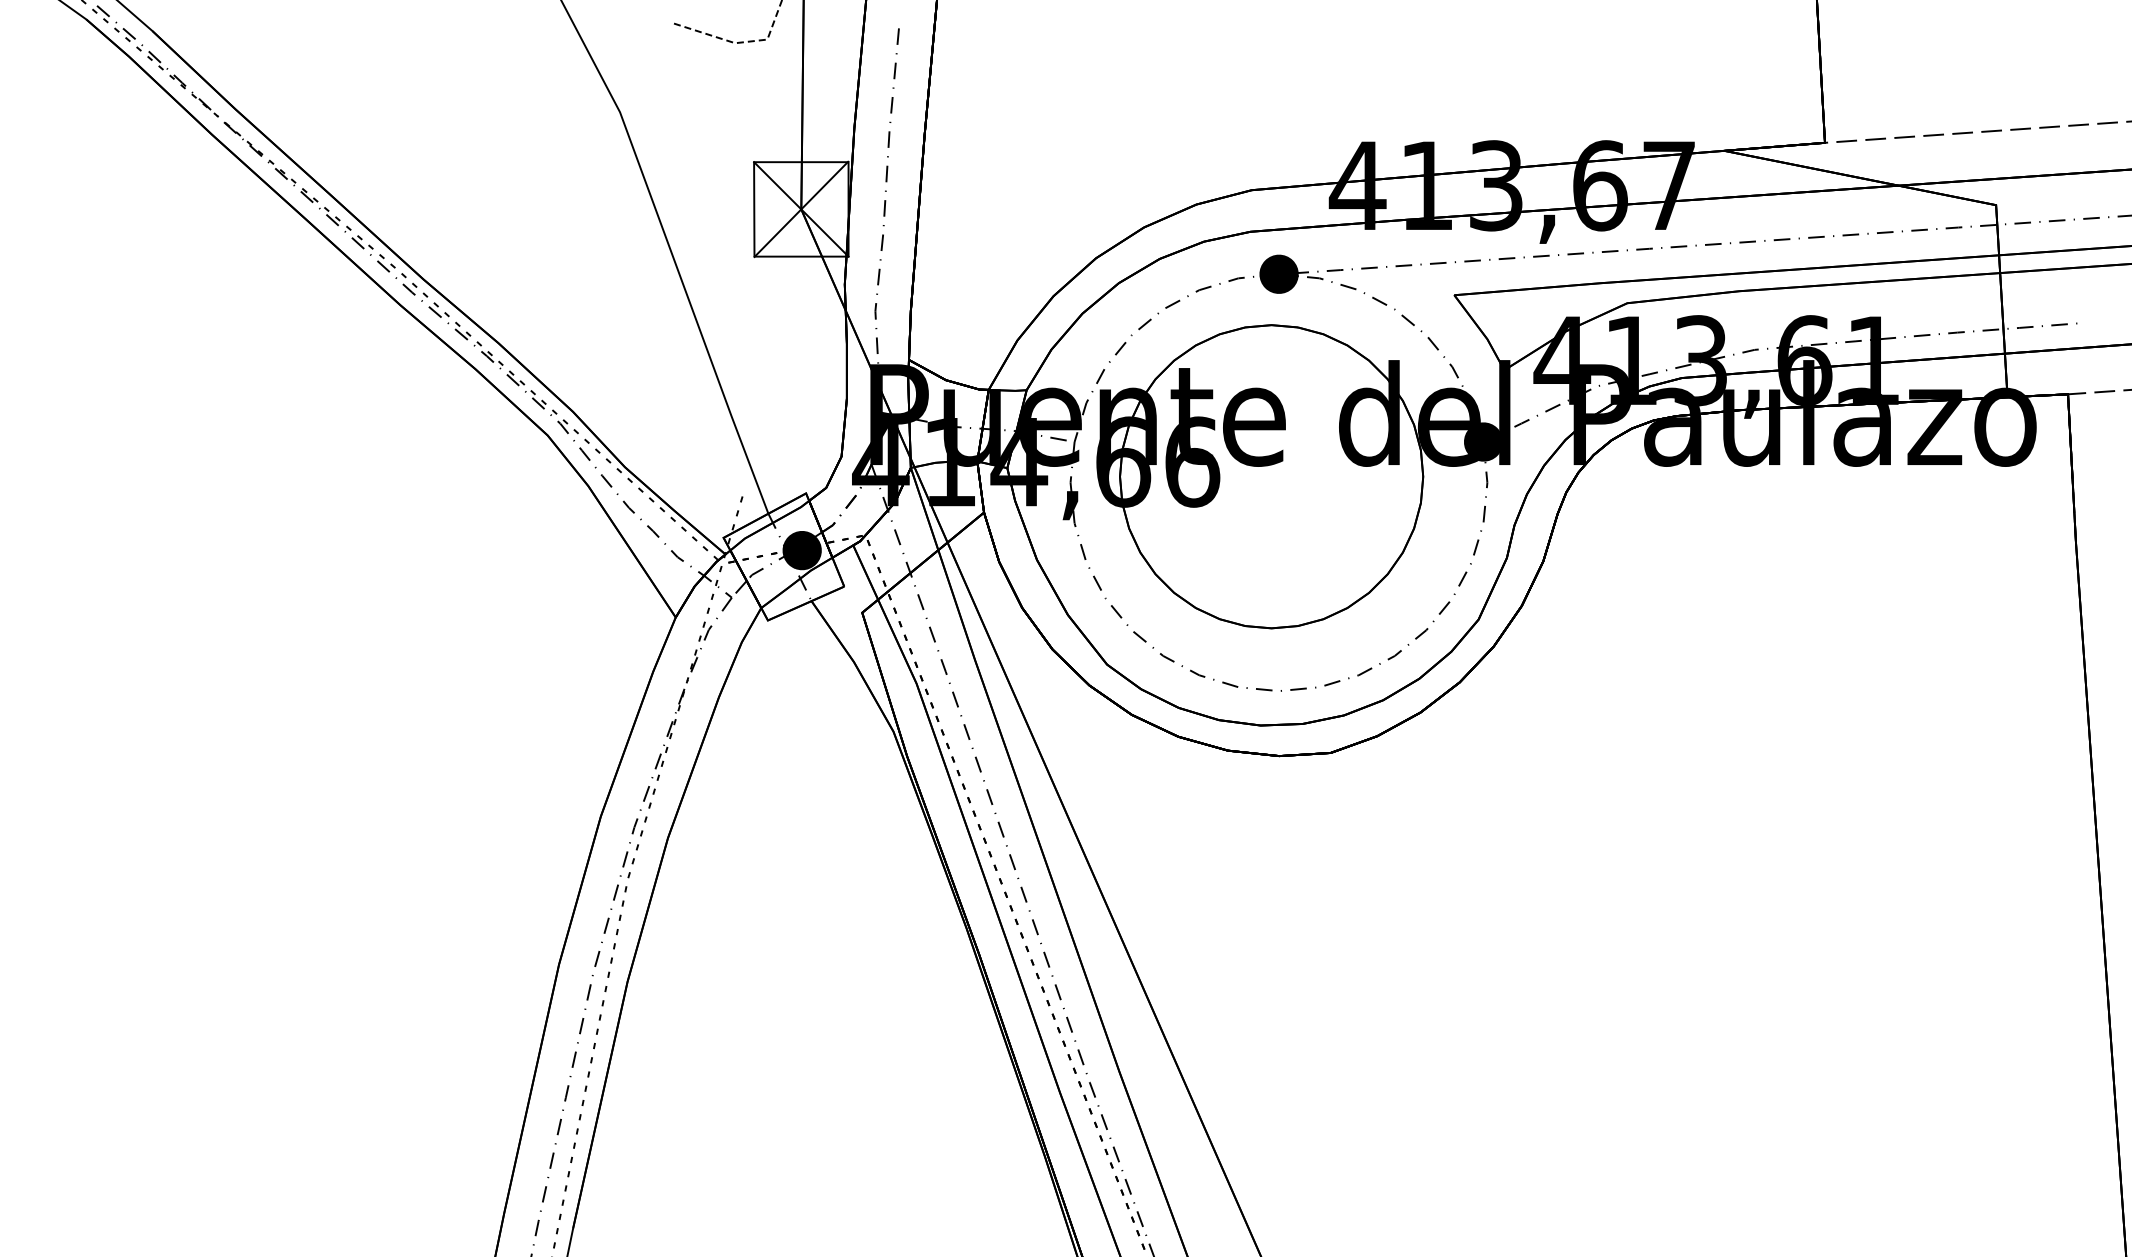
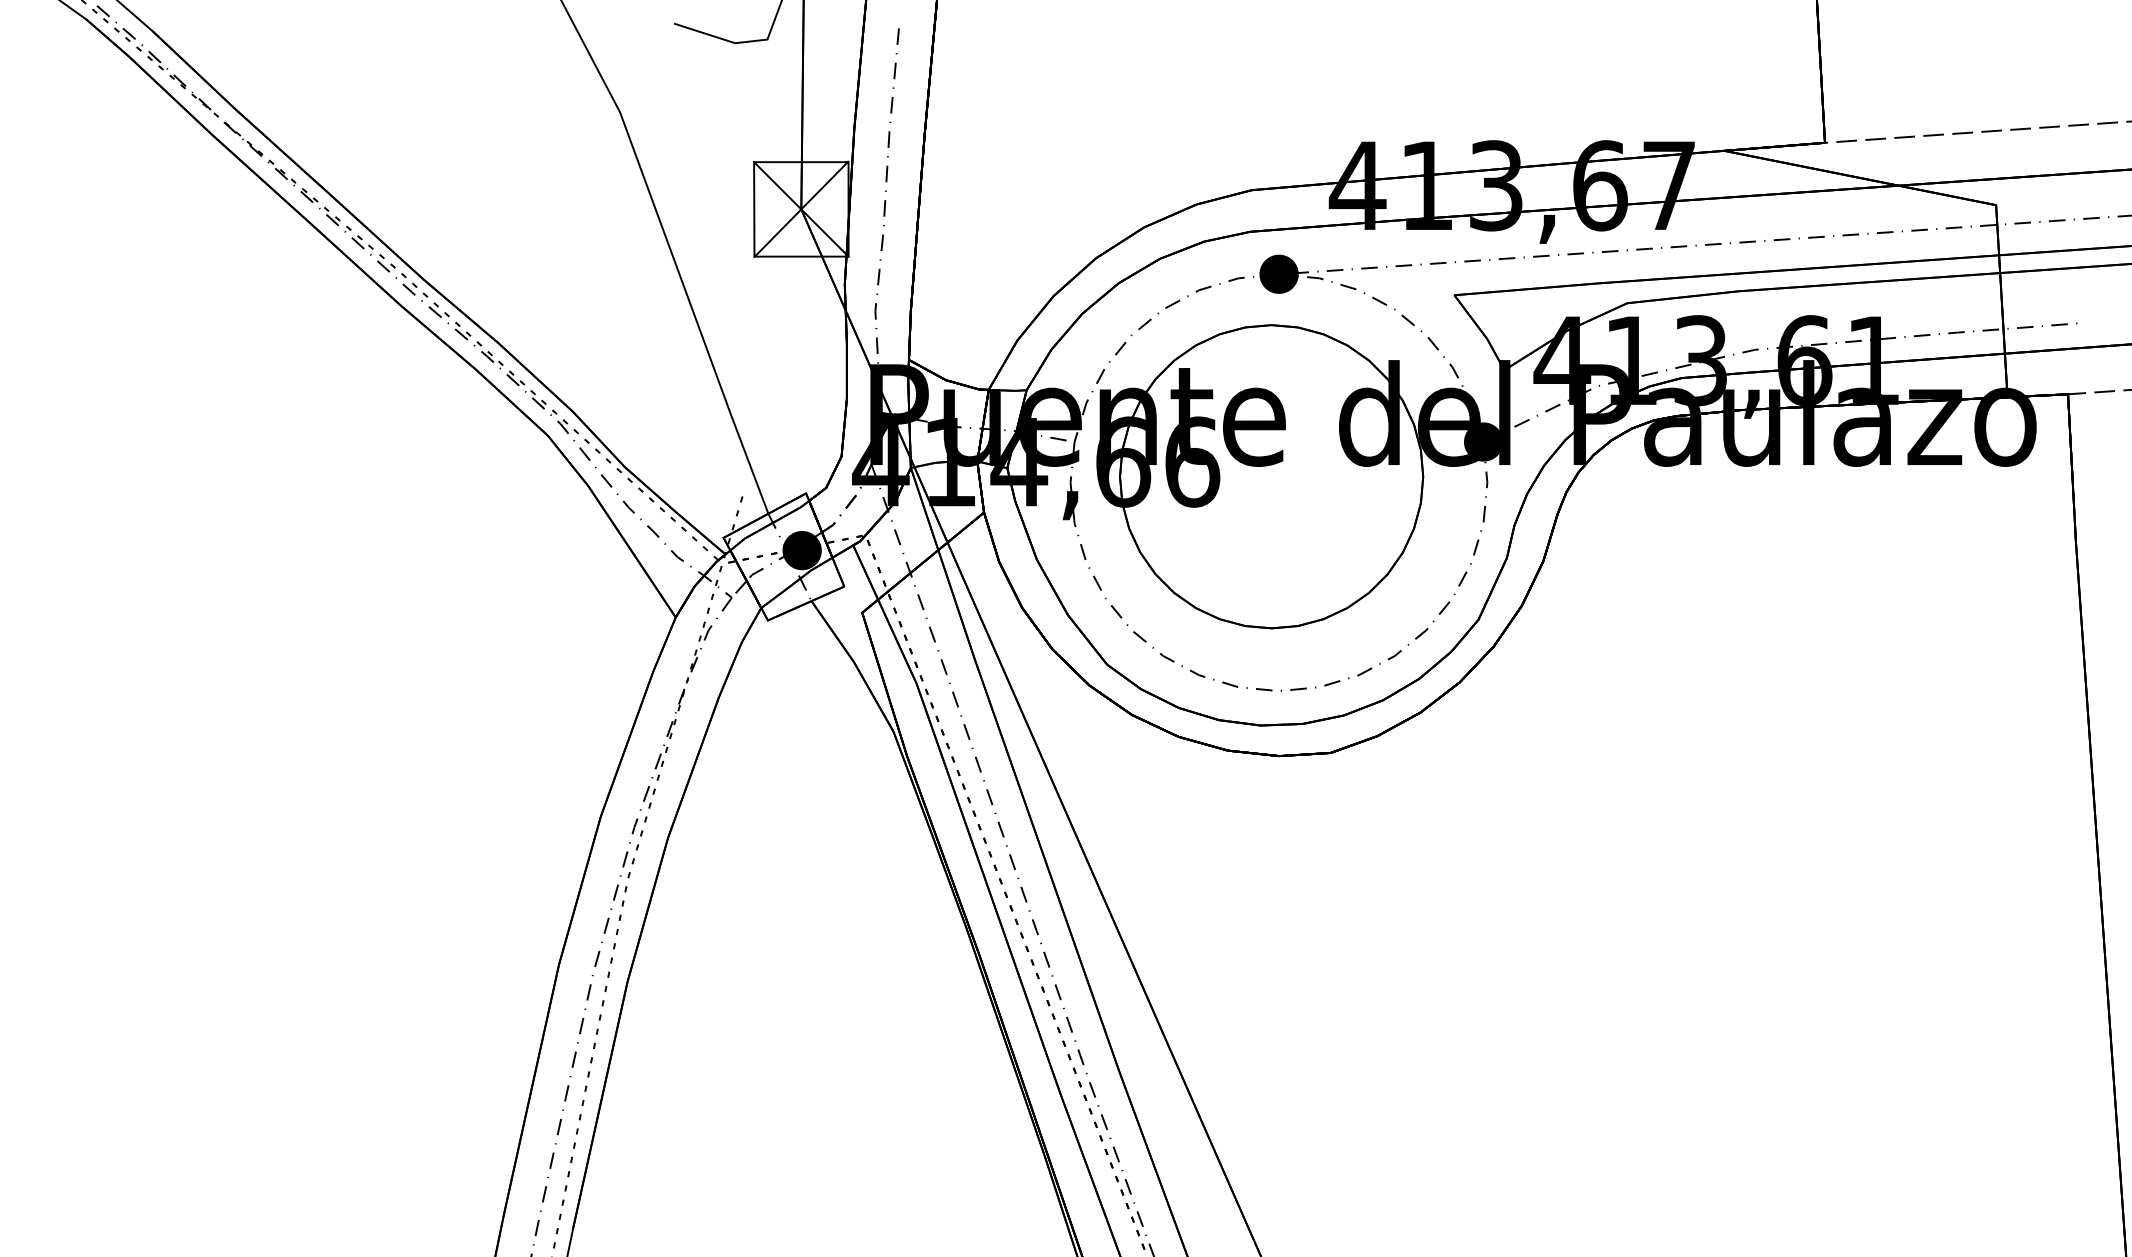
line: dashed -> solid (740, 42)
